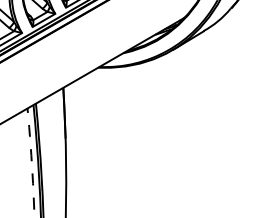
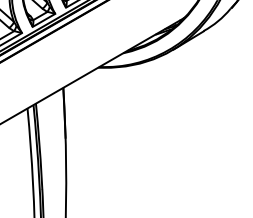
arc: dashed -> solid (31, 162)
